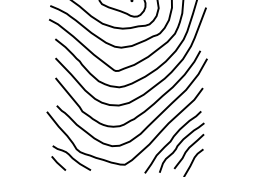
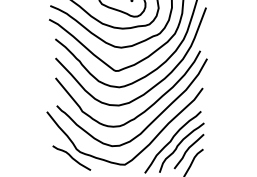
line: present -> none (58, 163)
